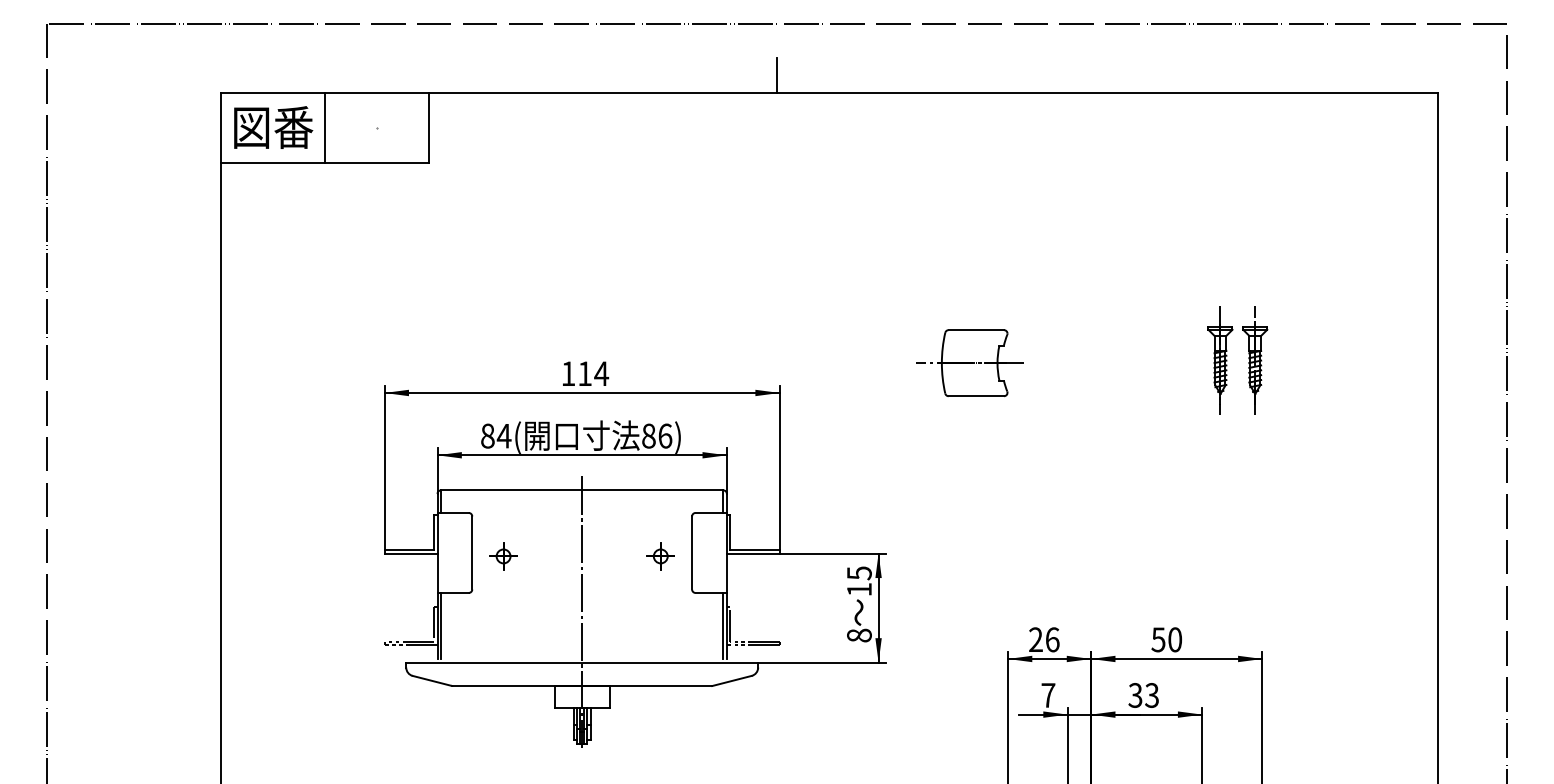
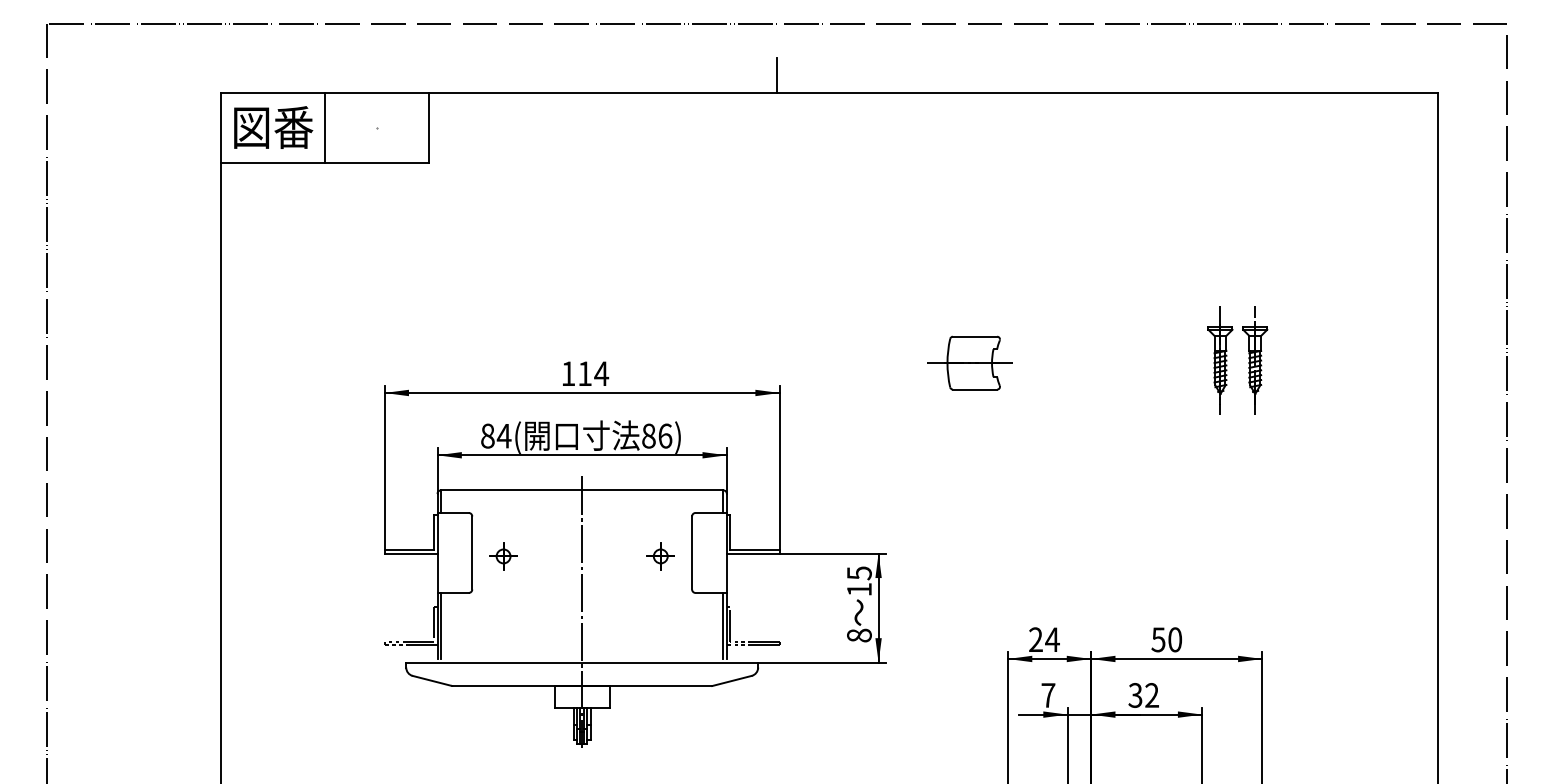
part size: 108x69 px -> 86x56 px (969, 362)
text: 26 -> 24 (1052, 639)
text: 33 -> 32 (1151, 695)
